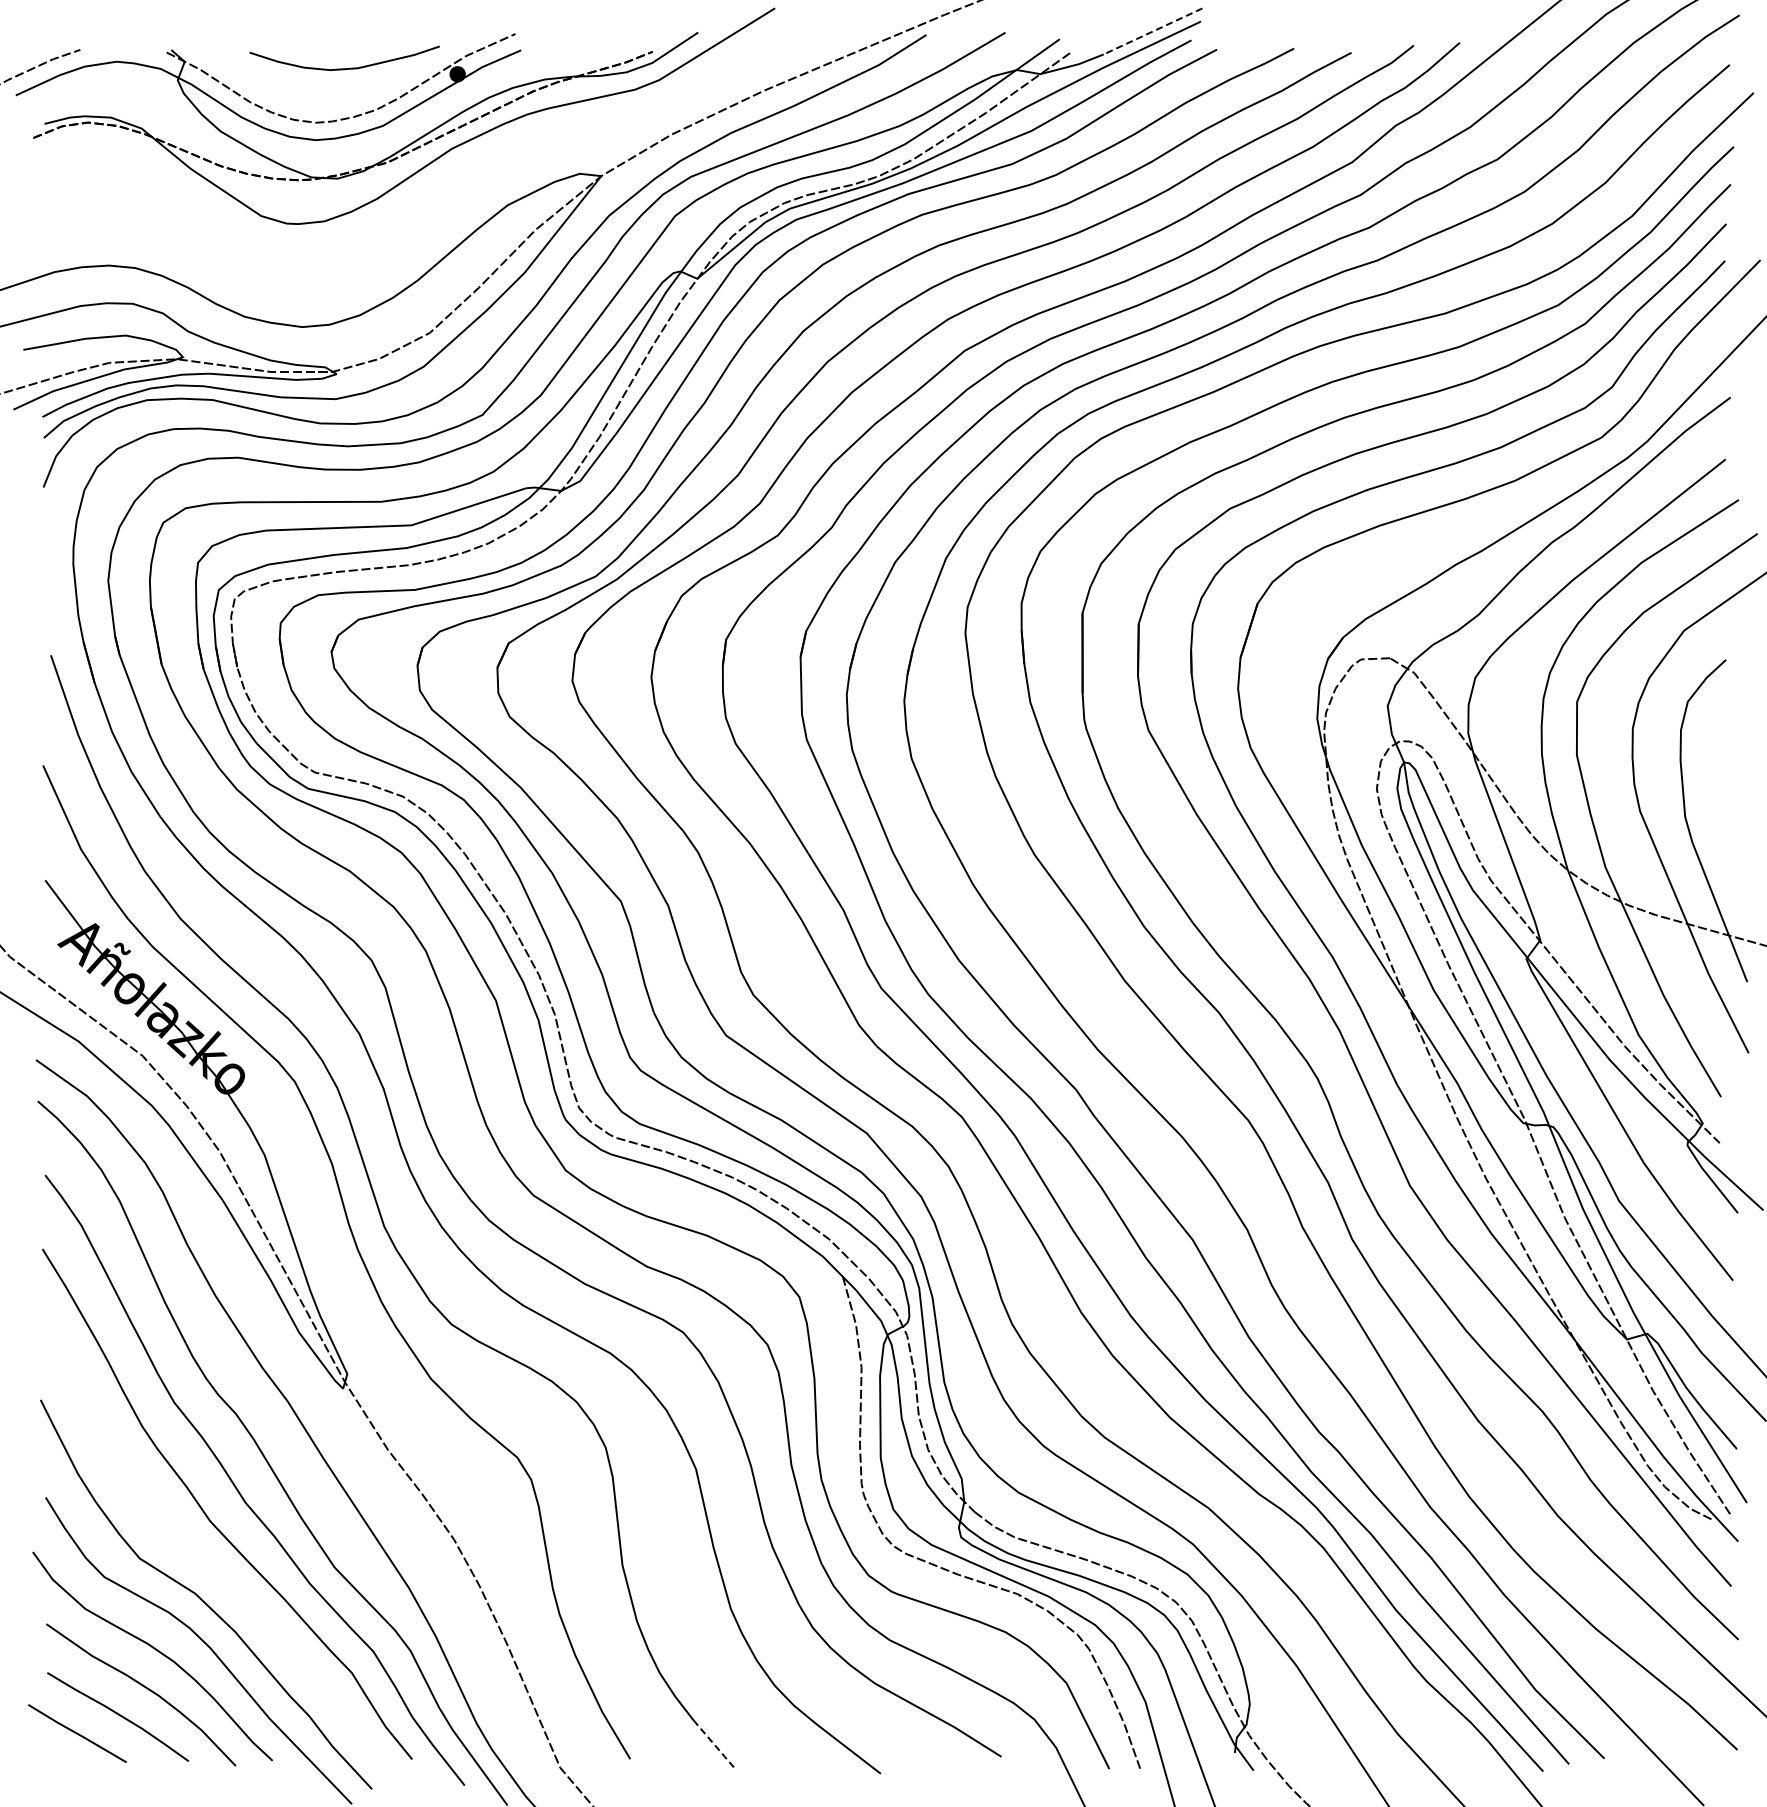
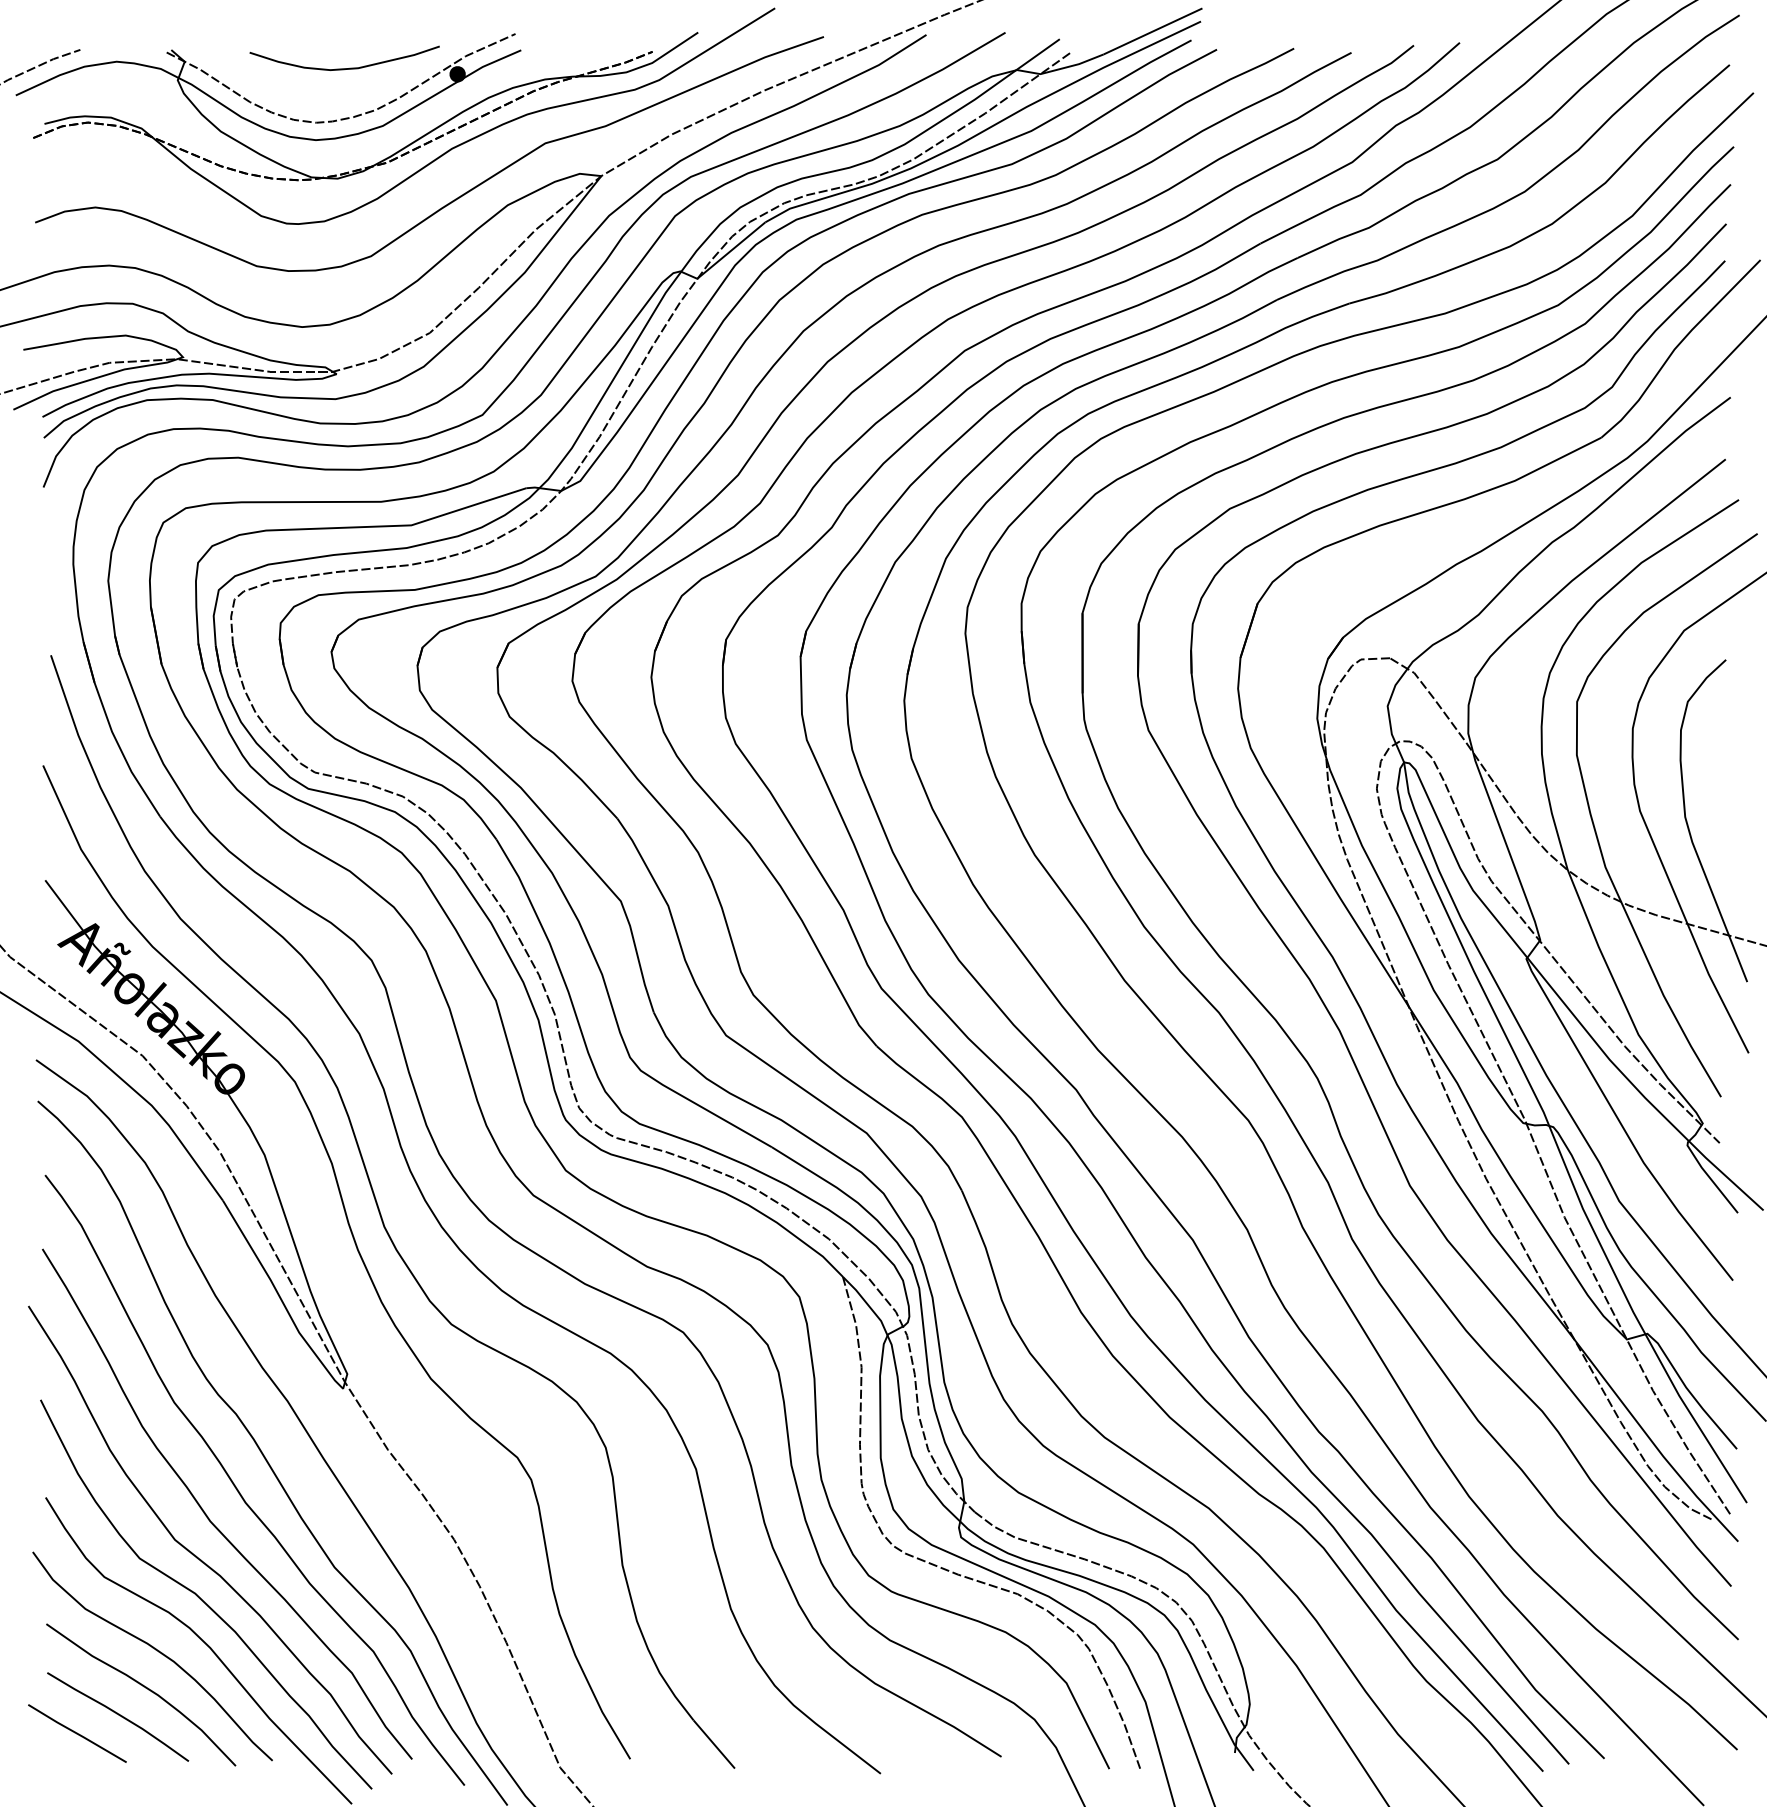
line: dashed -> solid (1152, 31)
curve: none -> present (458, 196)
curve: none -> present (196, 1555)
line: dashed -> solid (714, 1744)
